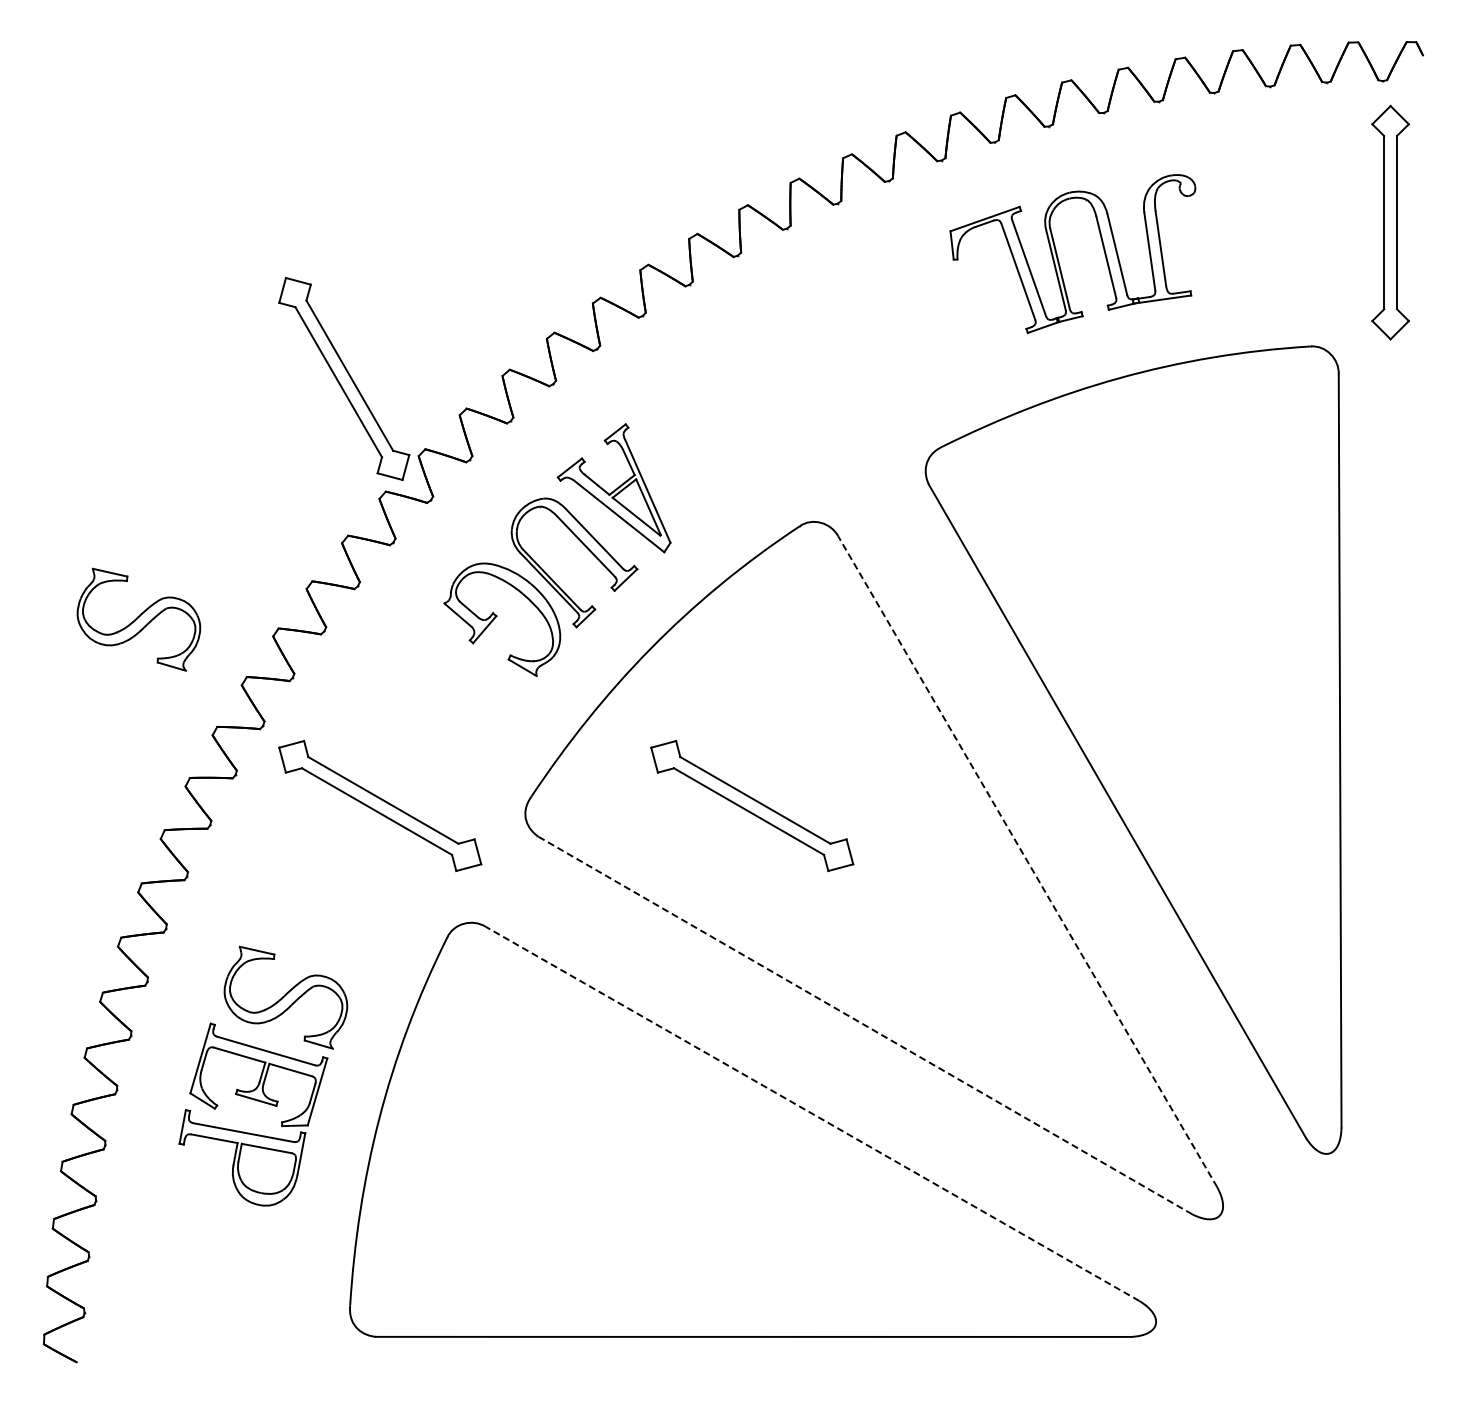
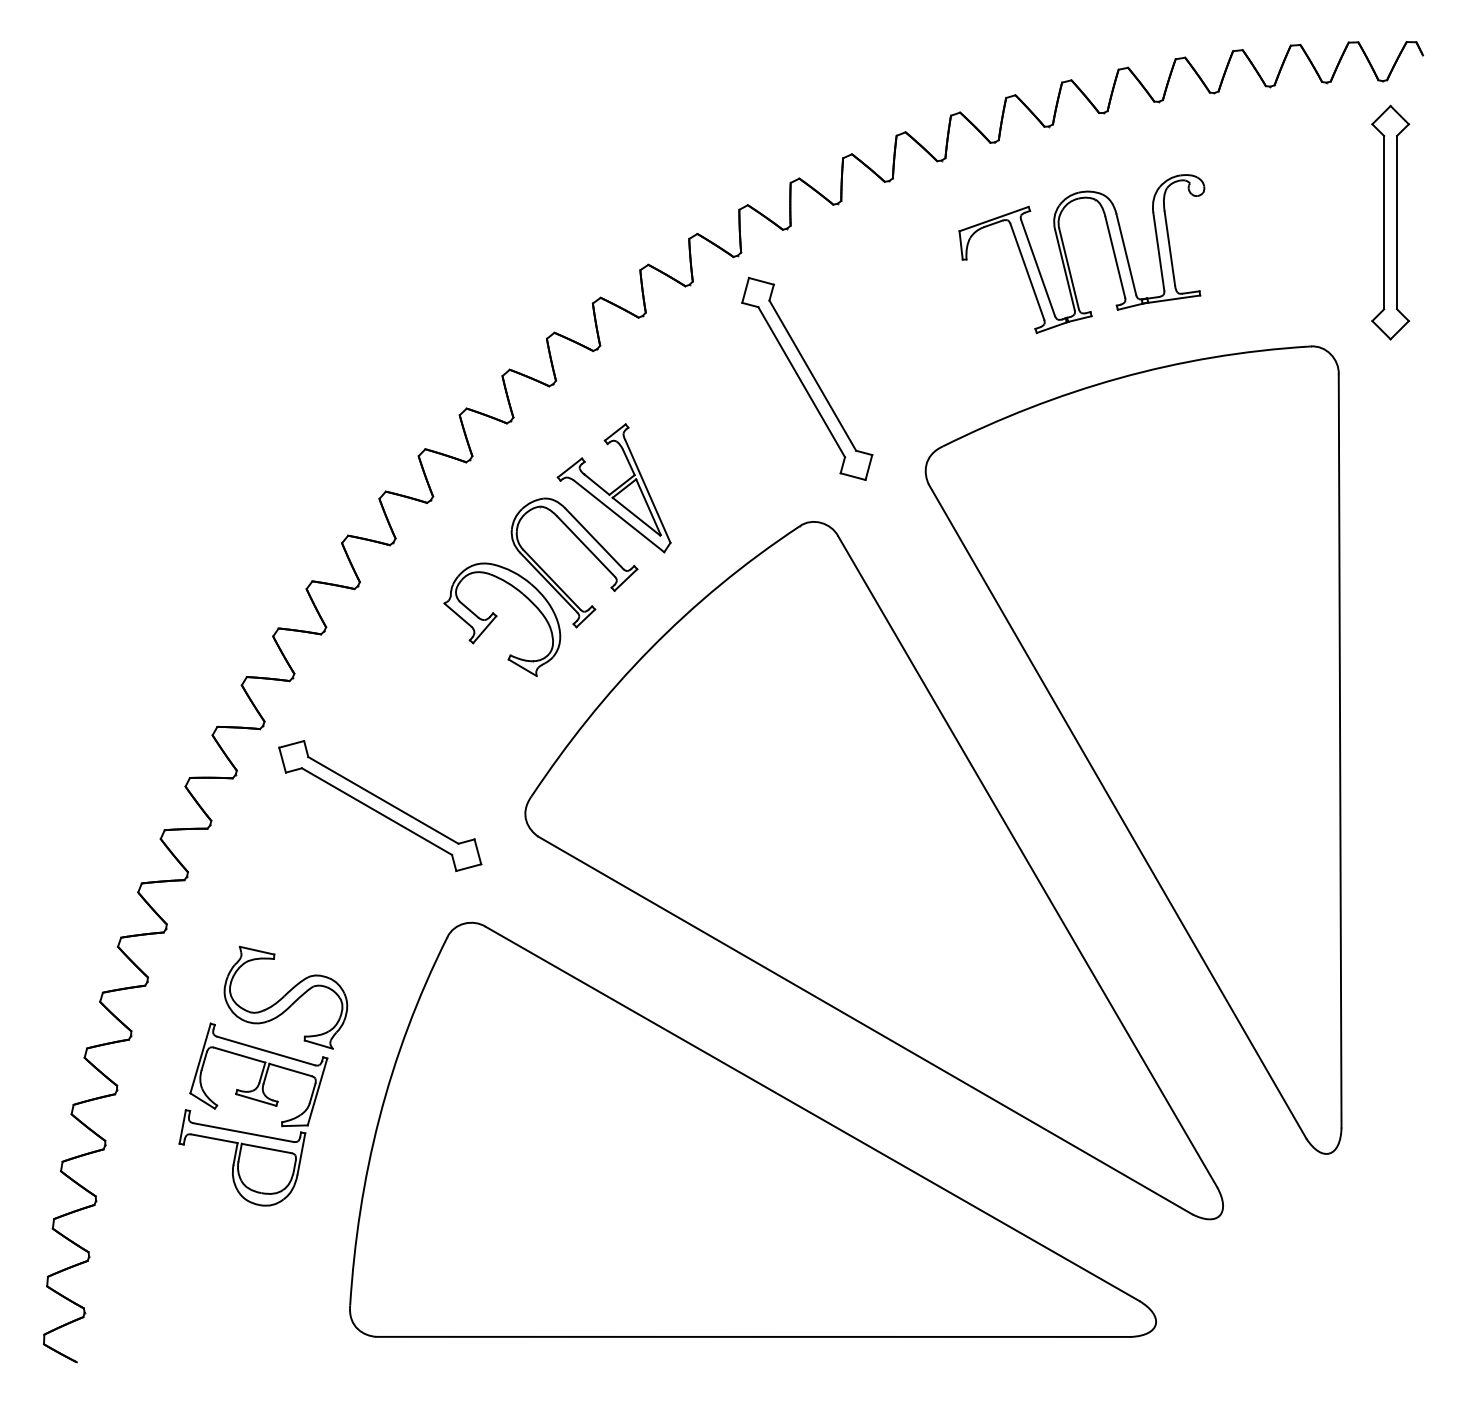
part position: (1058, 257) -> (1067, 257) (1067, 257)
part position: (344, 378) -> (807, 378) (807, 378)
part: present -> none (138, 619)
part: present -> none (752, 805)
line: dashed -> solid (1027, 861)
line: dashed -> solid (865, 1025)
line: dashed -> solid (812, 1113)
